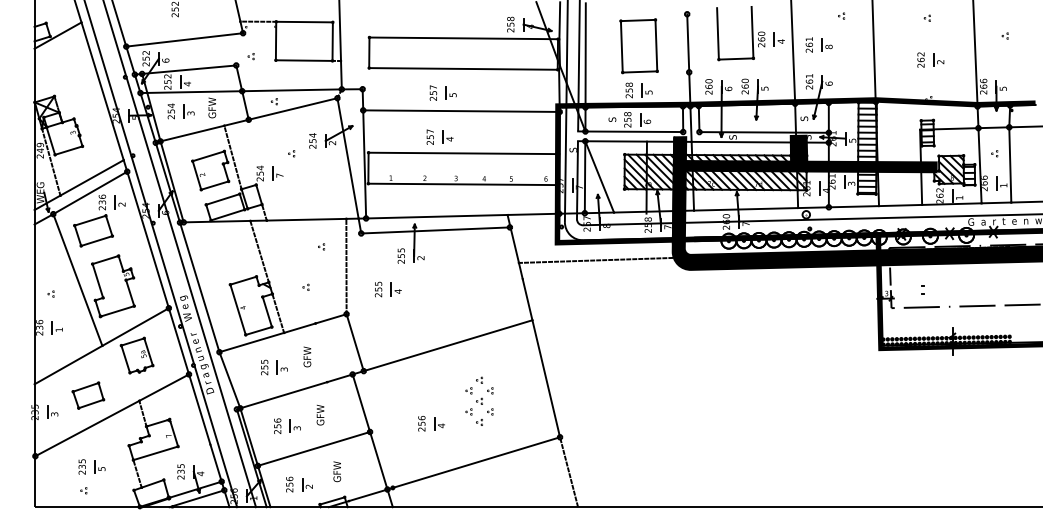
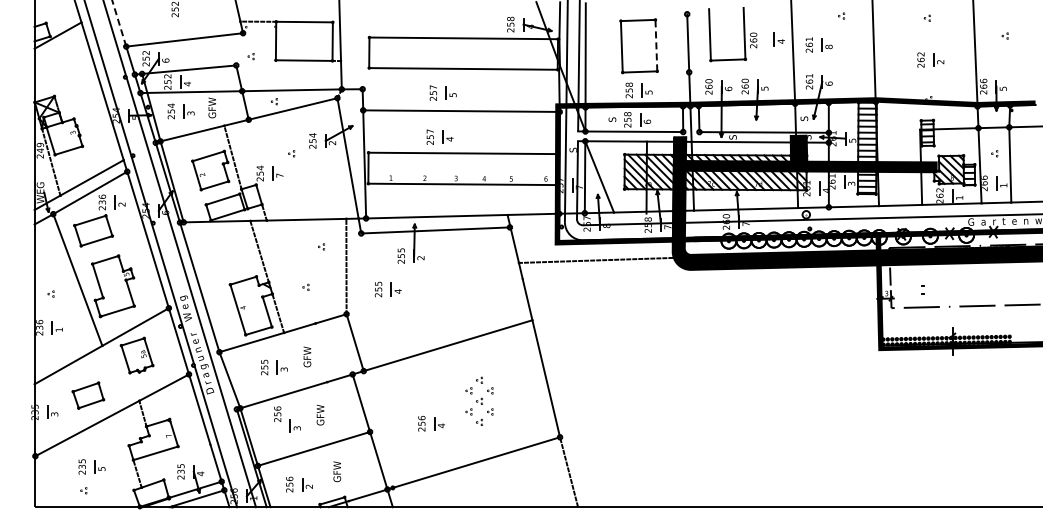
line: solid -> dashed (119, 23)
part position: (751, 33) -> (743, 34) (743, 34)
line: solid -> dashed (656, 45)
text position: (277, 425) -> (277, 413) (277, 413)
